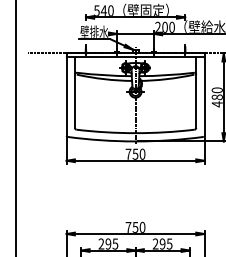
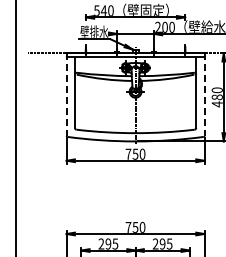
line: solid -> dashed (66, 95)
line: solid -> dashed (204, 95)
